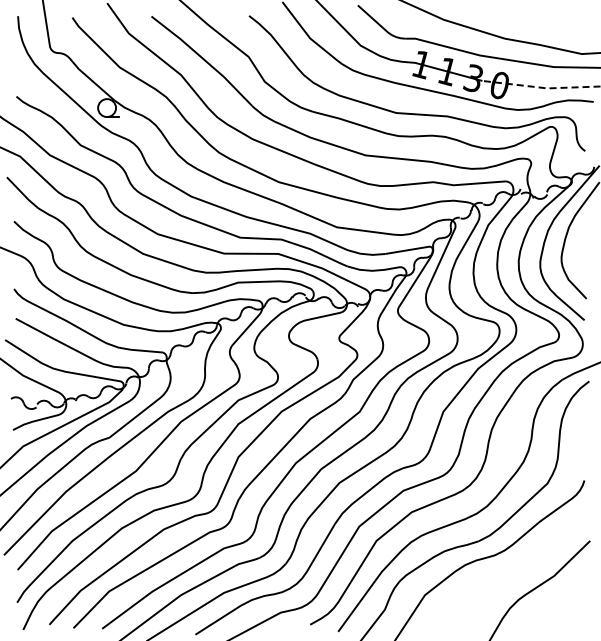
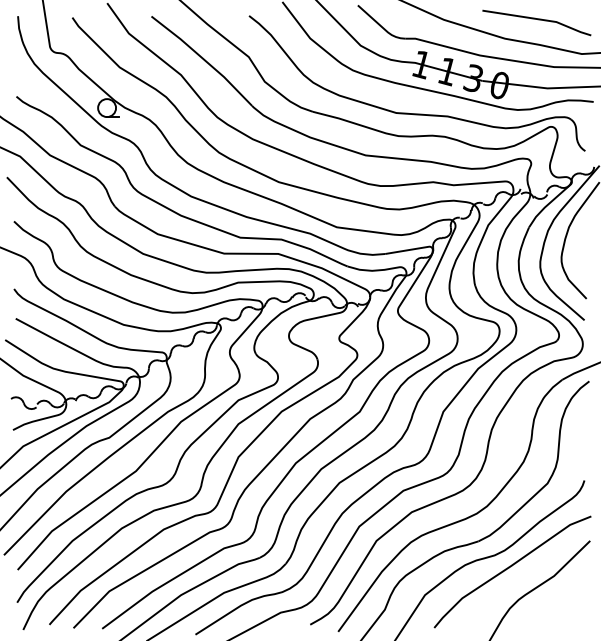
line: none -> present (538, 20)
line: dashed -> solid (541, 87)
curve: none -> present (509, 568)
